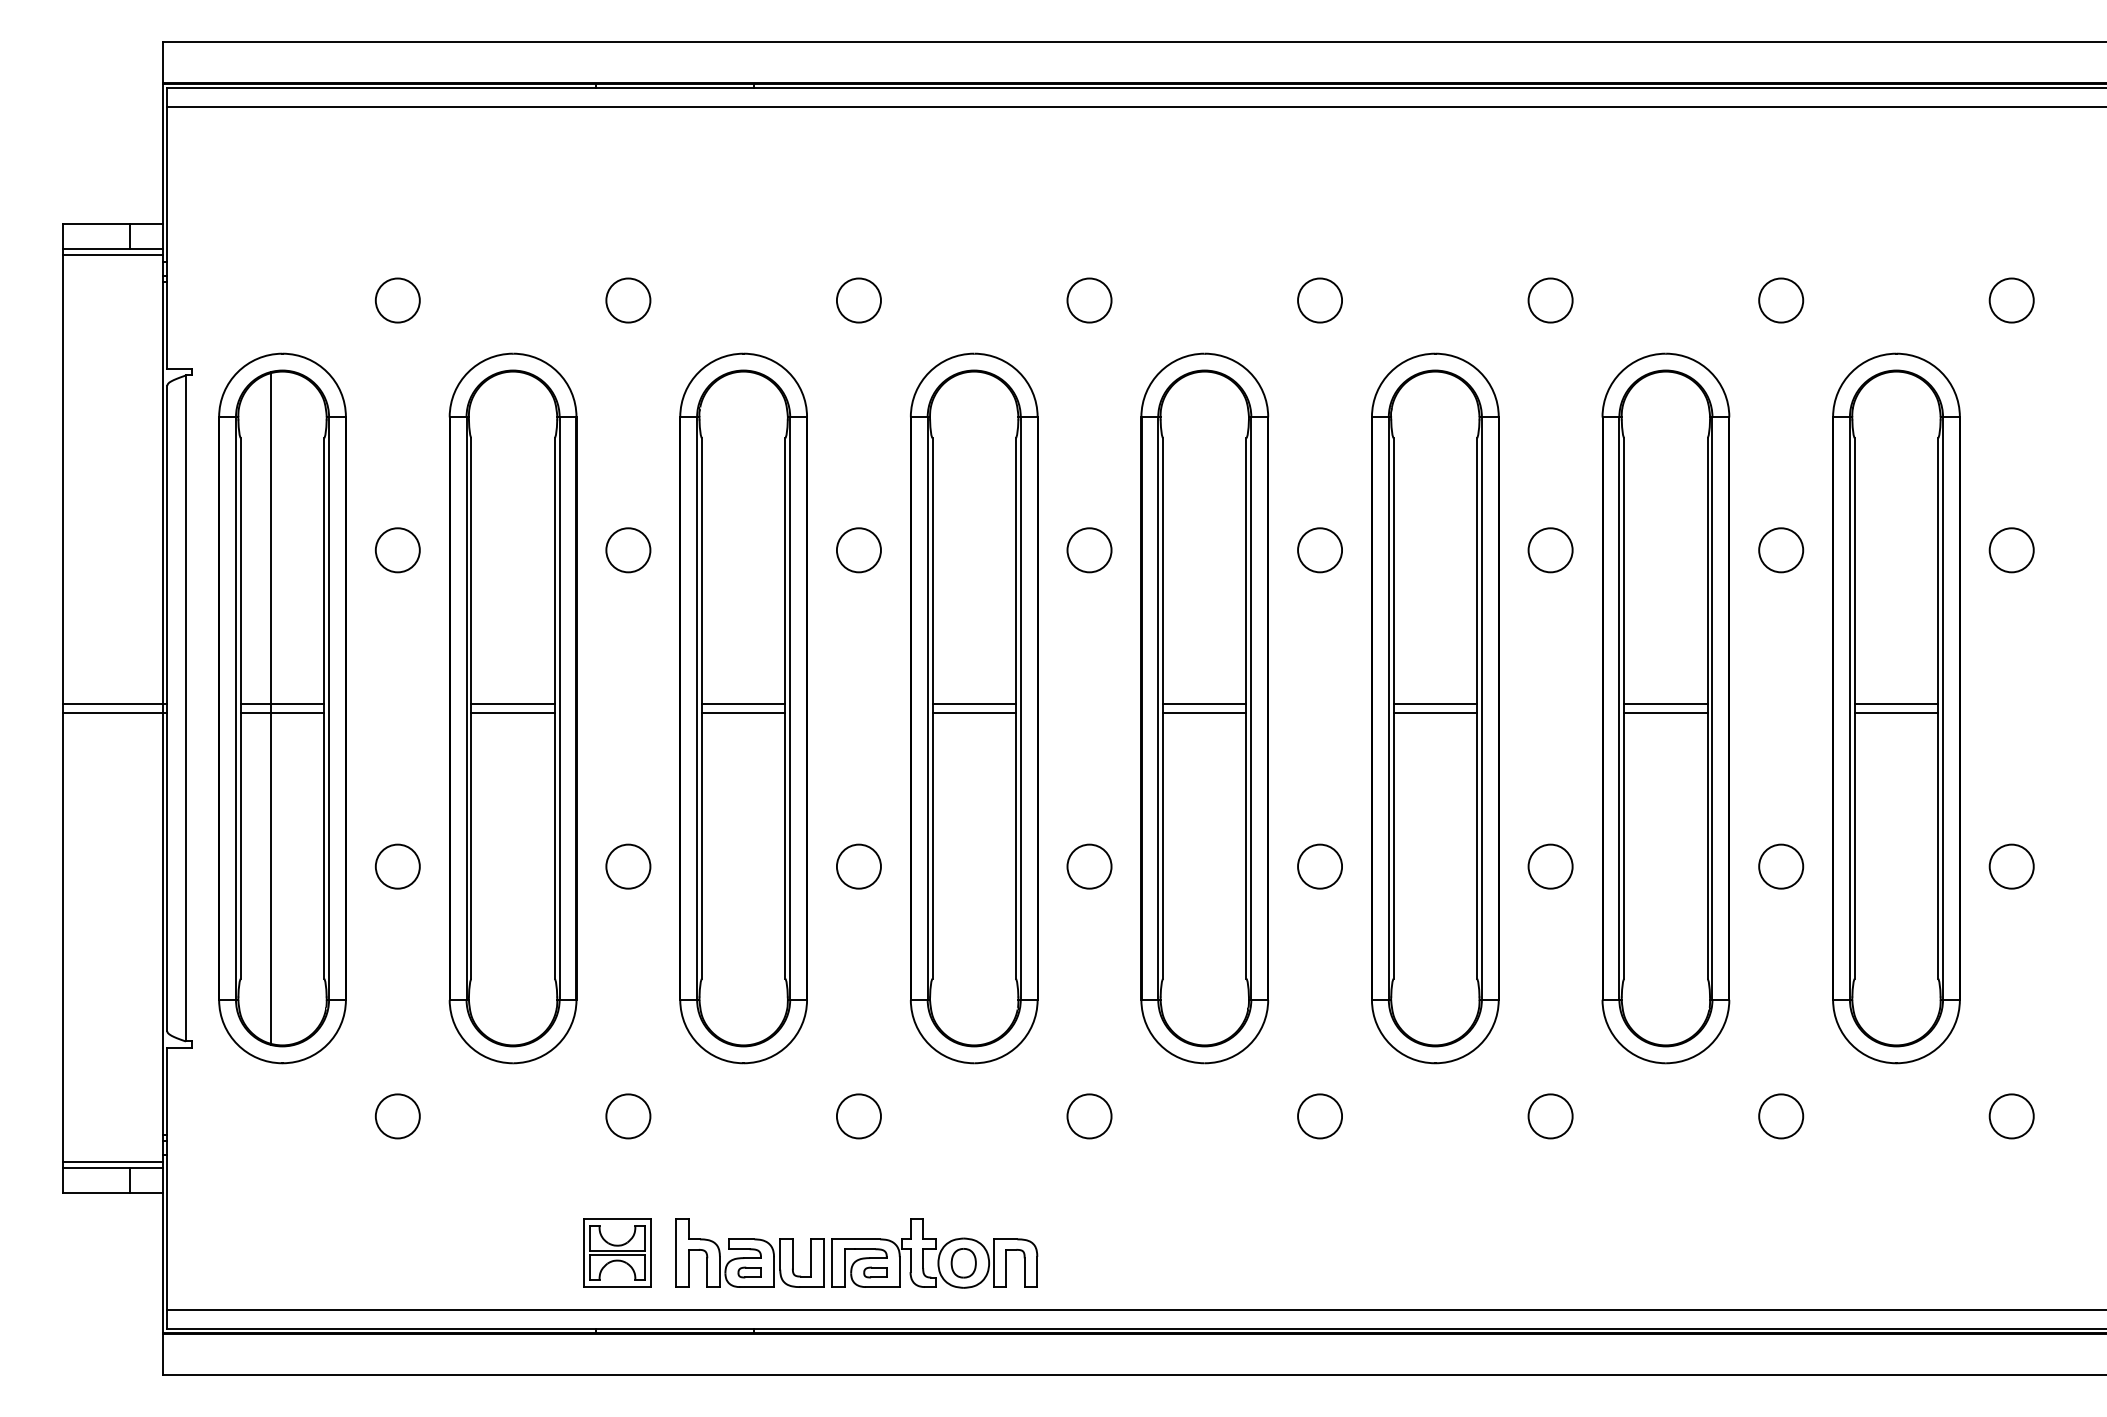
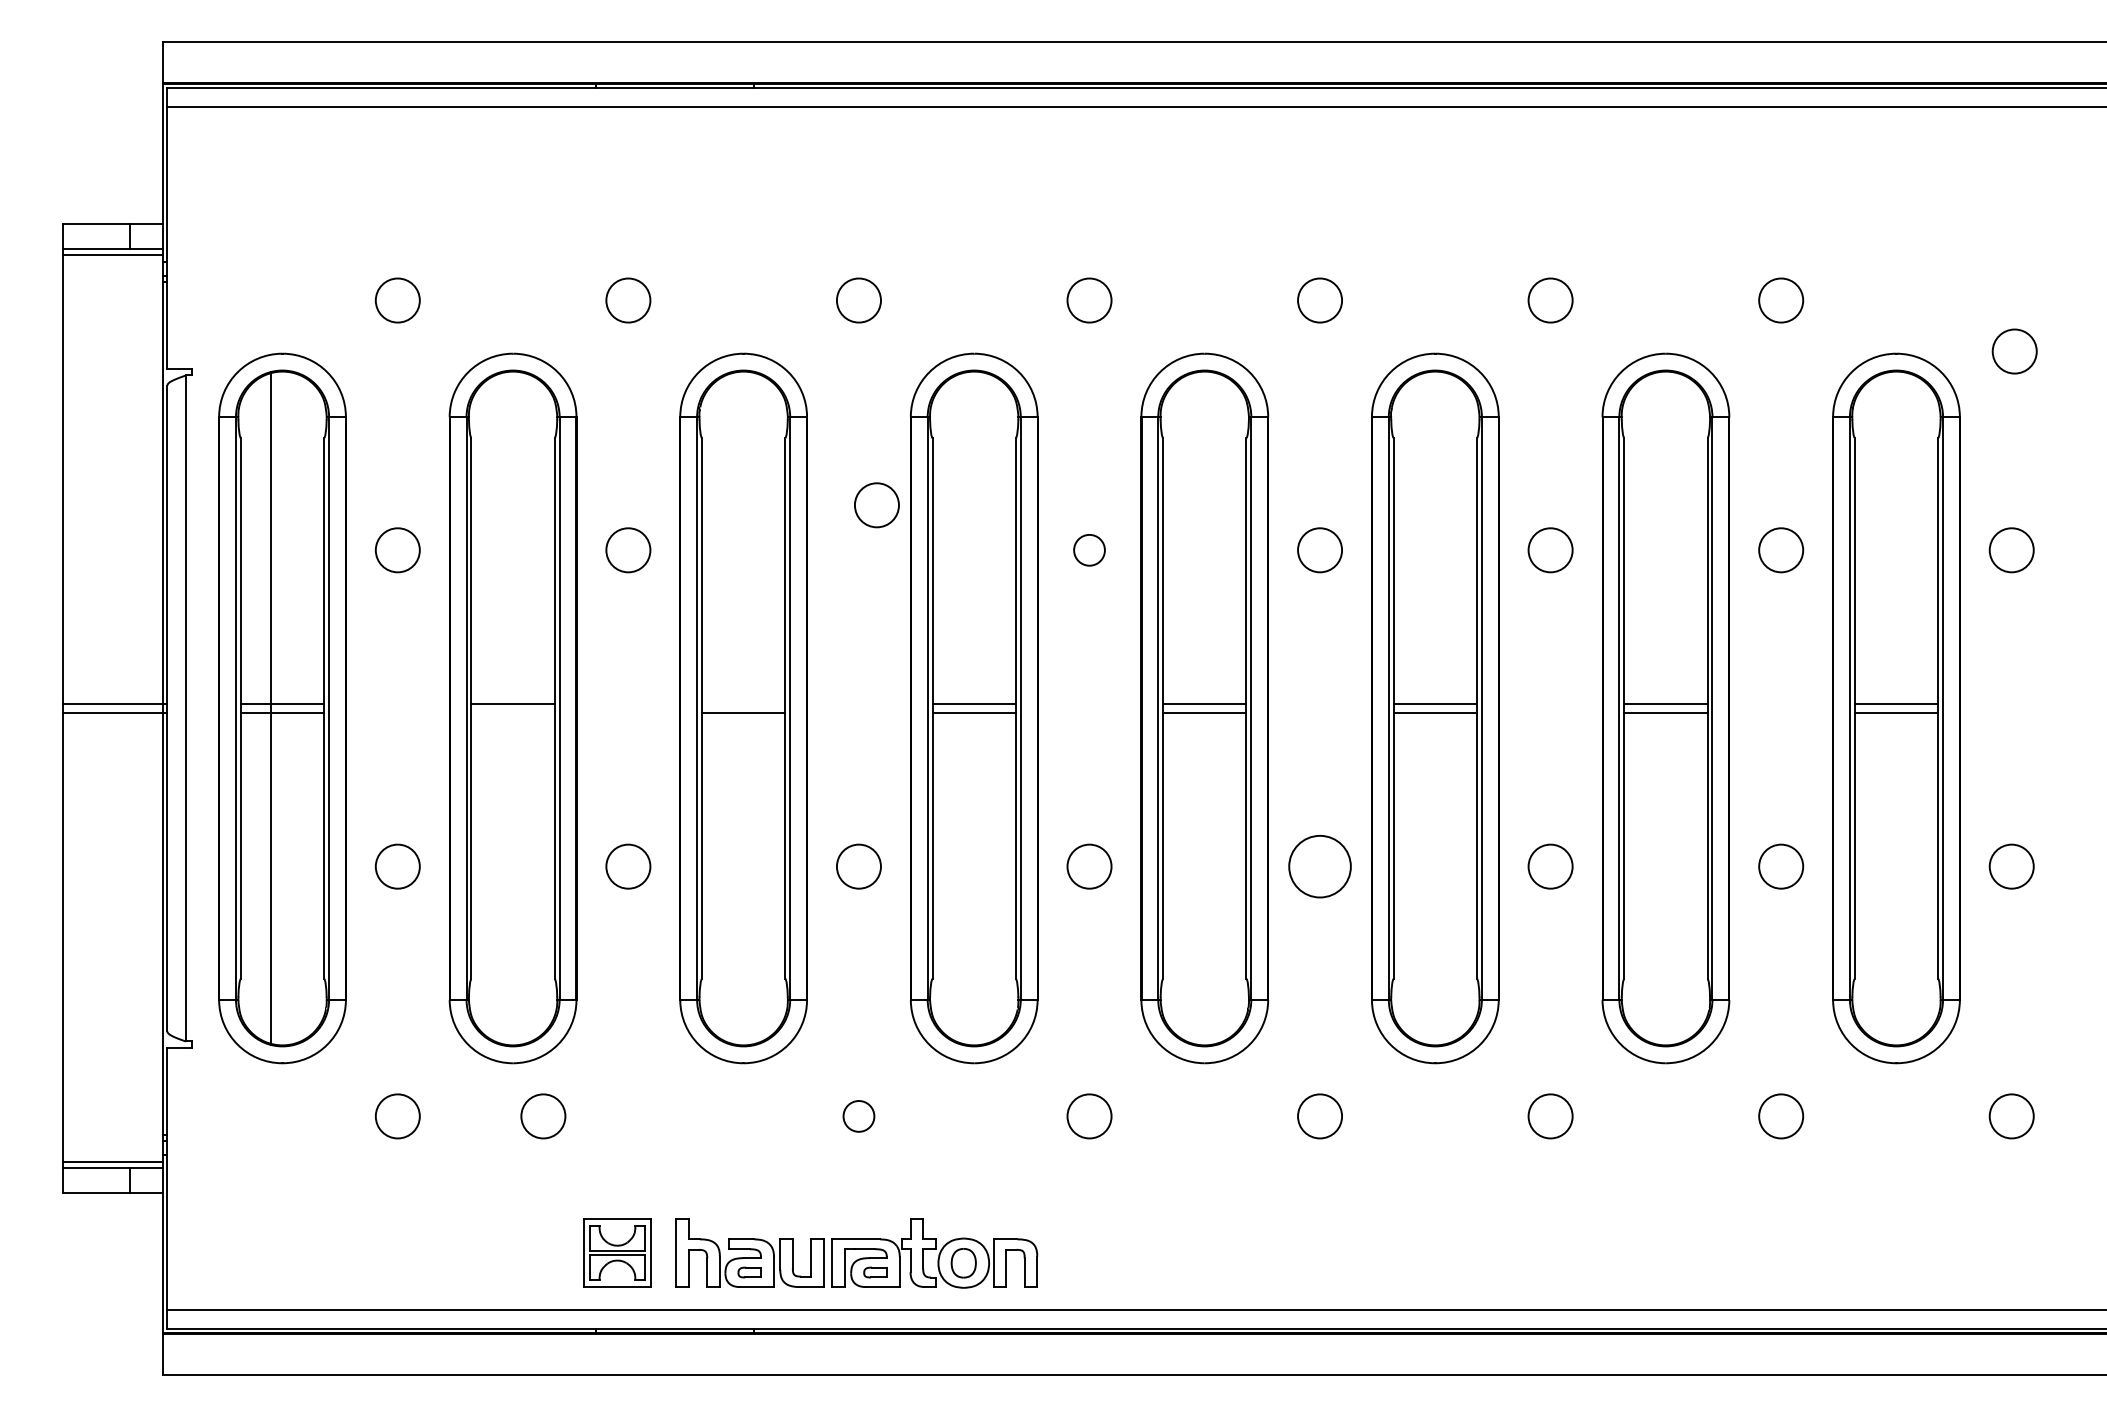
circle position: (2011, 300) -> (2014, 351) (2014, 351)
circle position: (858, 550) -> (876, 505) (876, 505)
circle diameter: 44 px -> 31 px (1089, 549)
line: present -> none (743, 704)
line: present -> none (512, 712)
circle diameter: 44 px -> 62 px (1319, 866)
circle position: (628, 1116) -> (543, 1116) (543, 1116)
circle diameter: 44 px -> 31 px (858, 1116)
